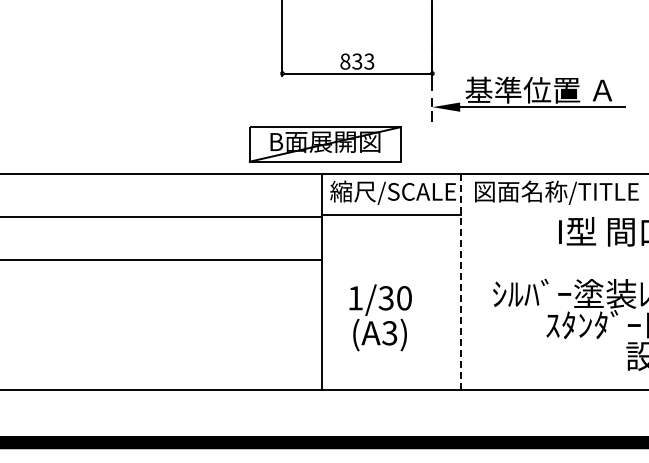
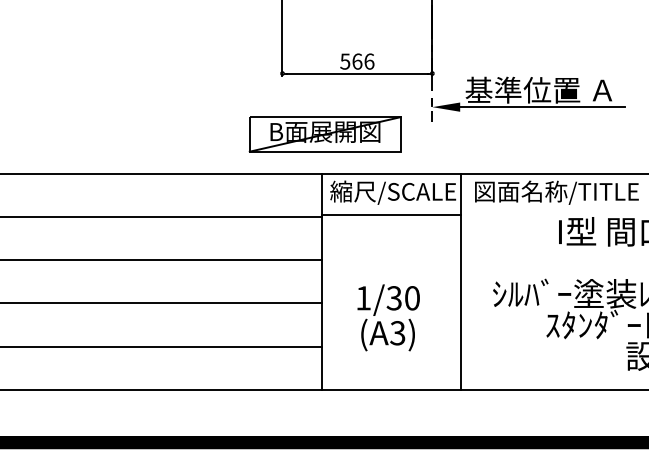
text: 833 -> 566 (357, 61)
part position: (324, 144) -> (324, 134) (324, 134)
line: dashed -> solid (460, 282)
line: none -> present (161, 303)
text position: (380, 317) -> (388, 317) (388, 317)
line: none -> present (161, 346)
